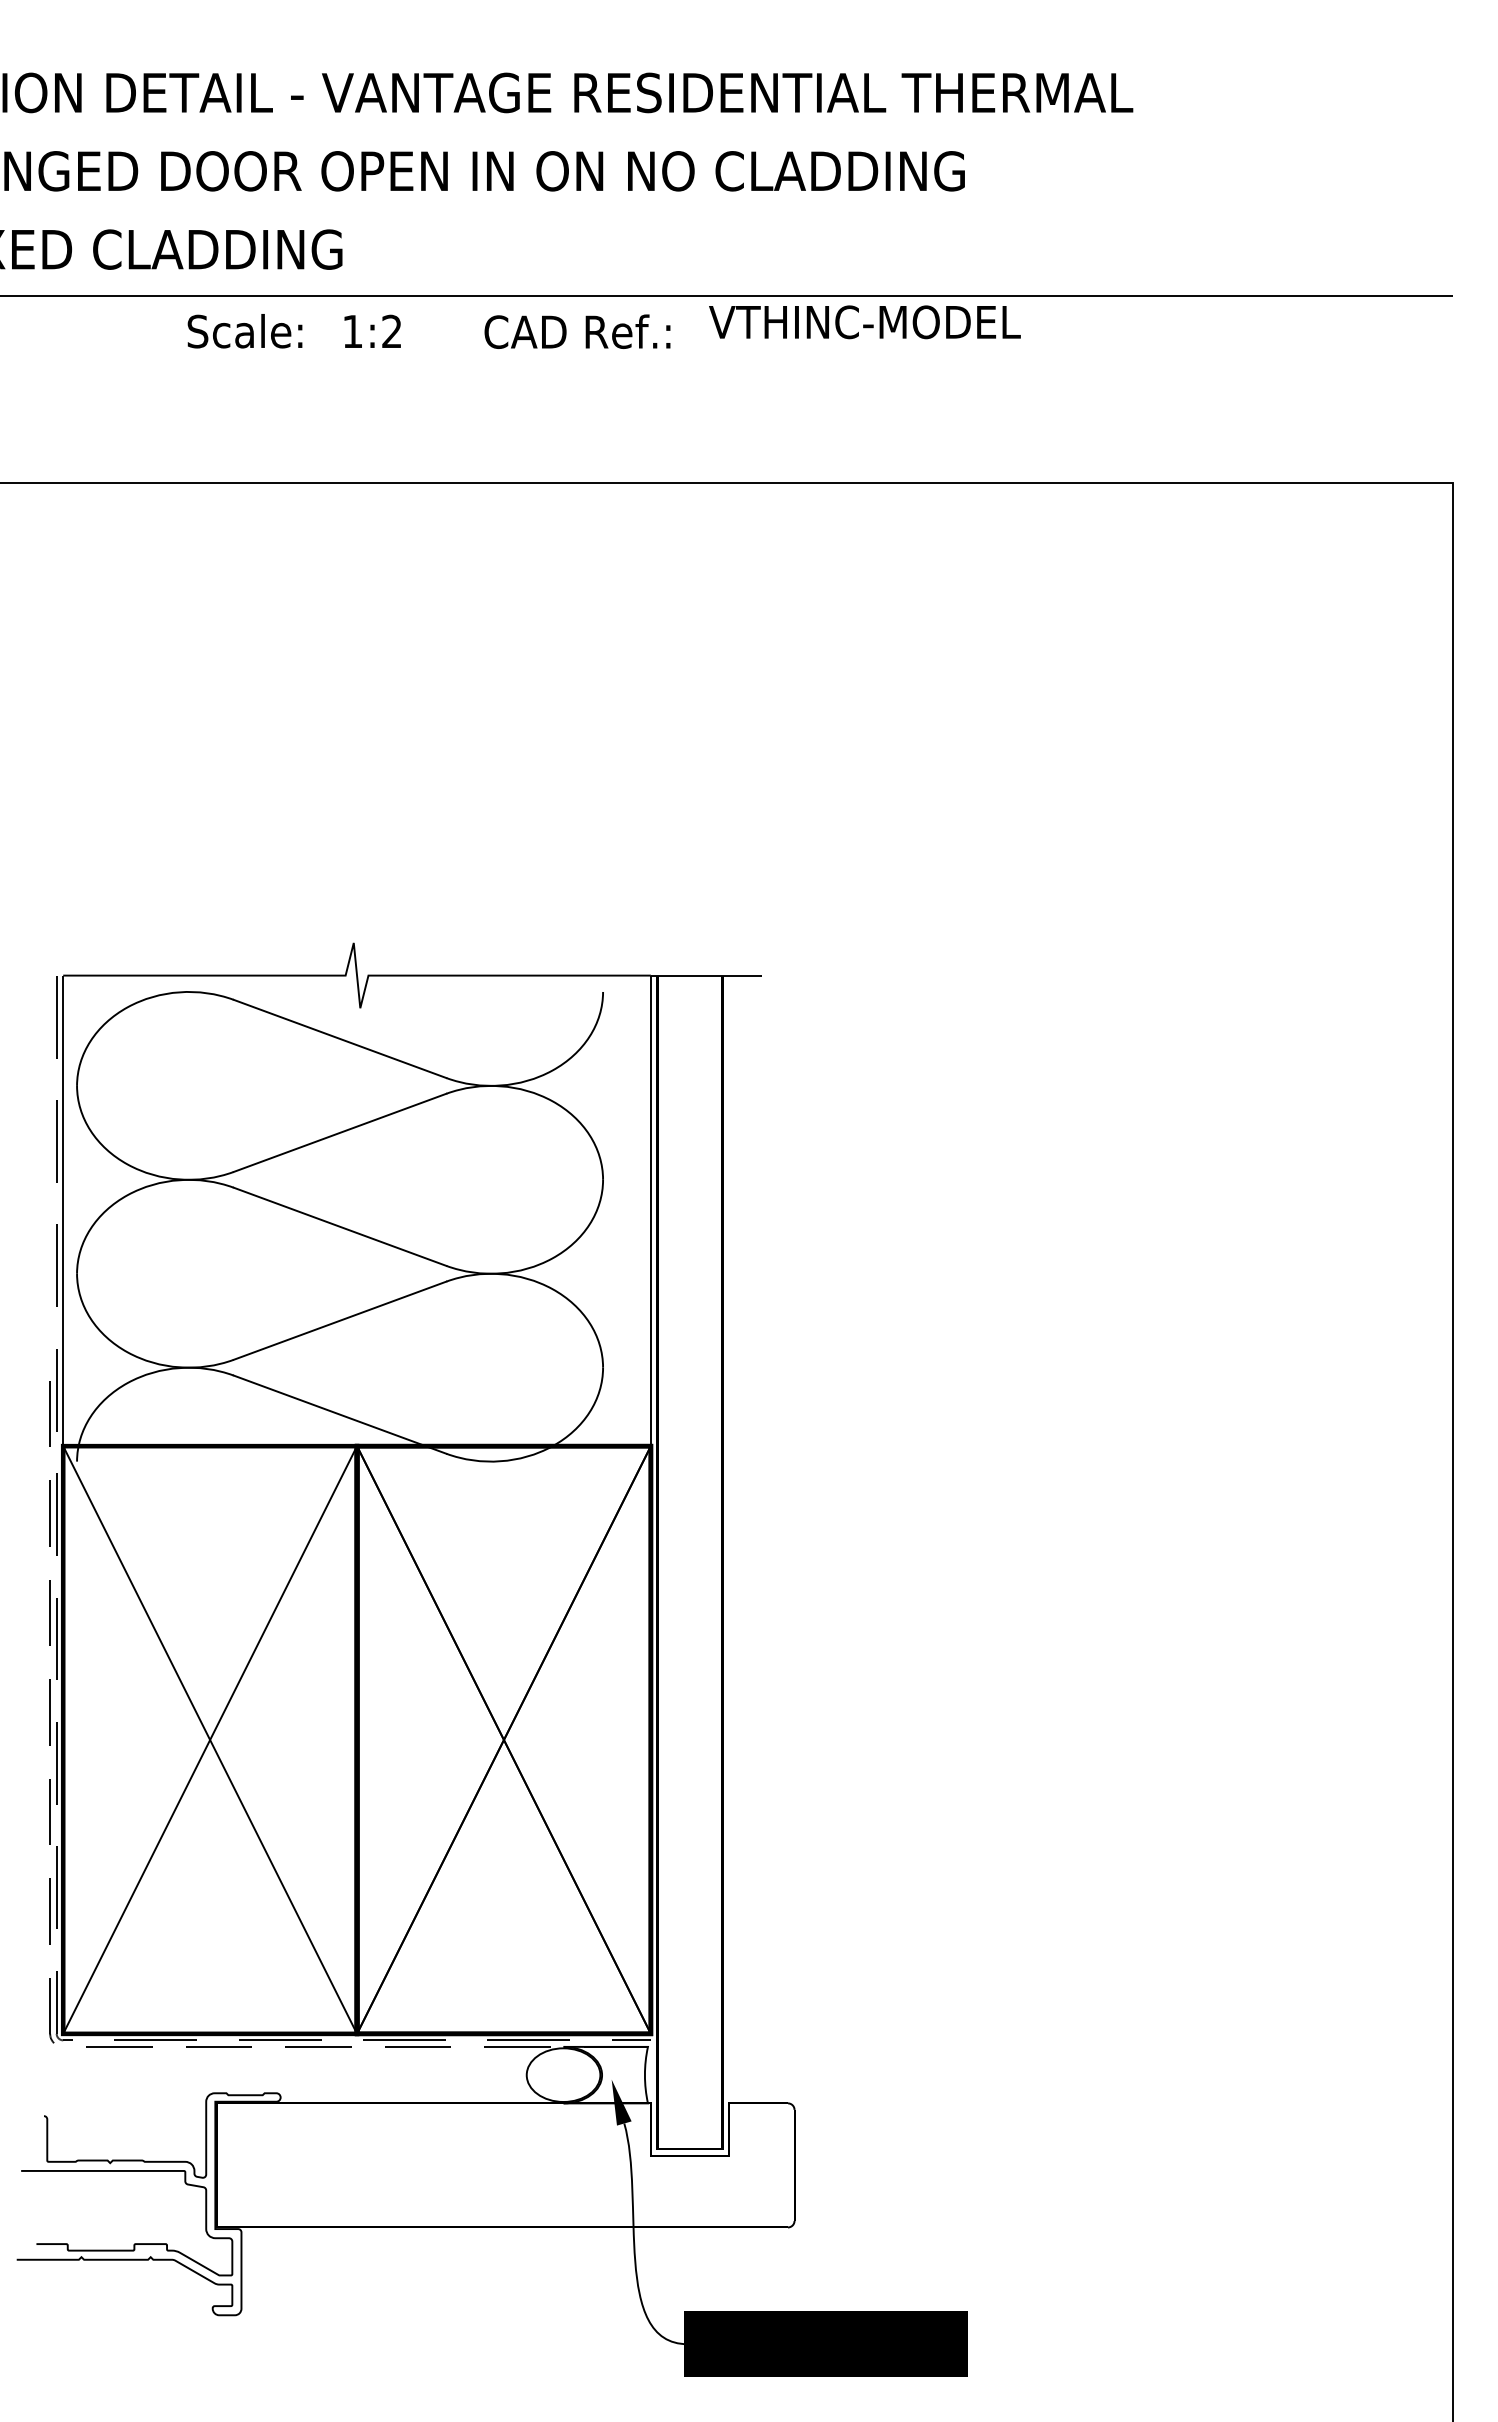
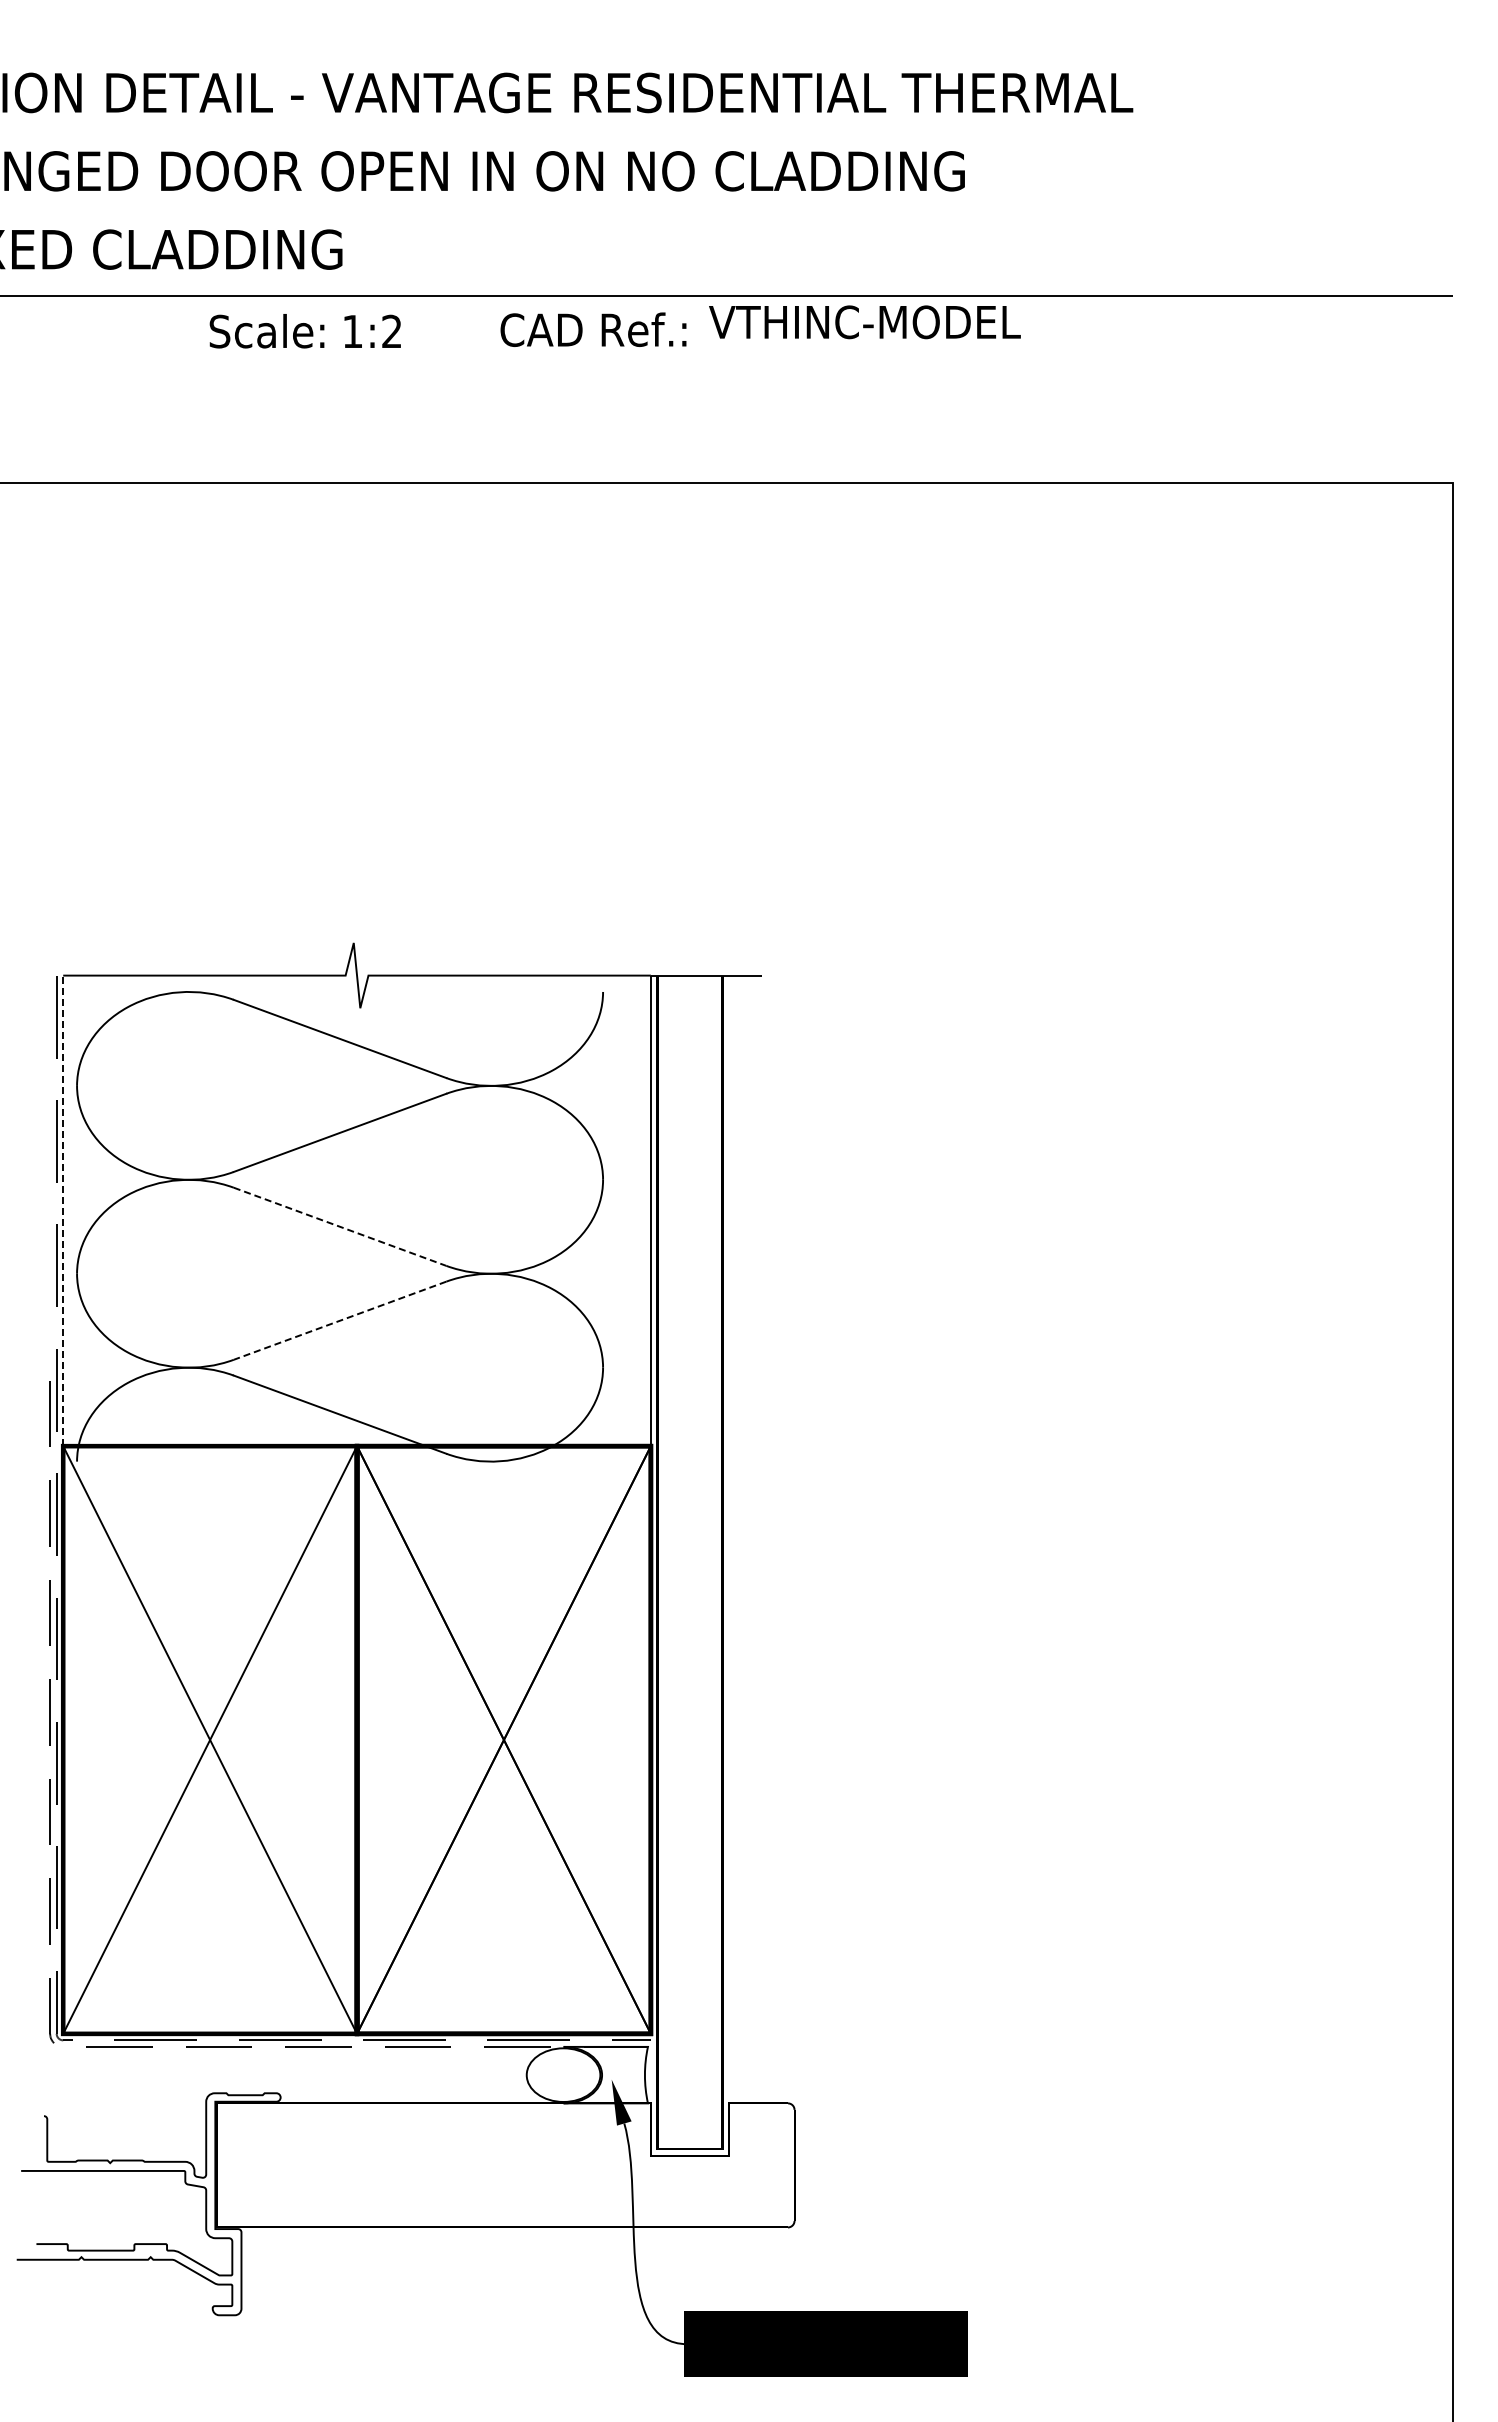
text position: (244, 331) -> (266, 331) (266, 331)
text position: (577, 331) -> (593, 329) (593, 329)
line: solid -> dashed (63, 1210)
line: solid -> dashed (340, 1226)
line: solid -> dashed (339, 1320)
